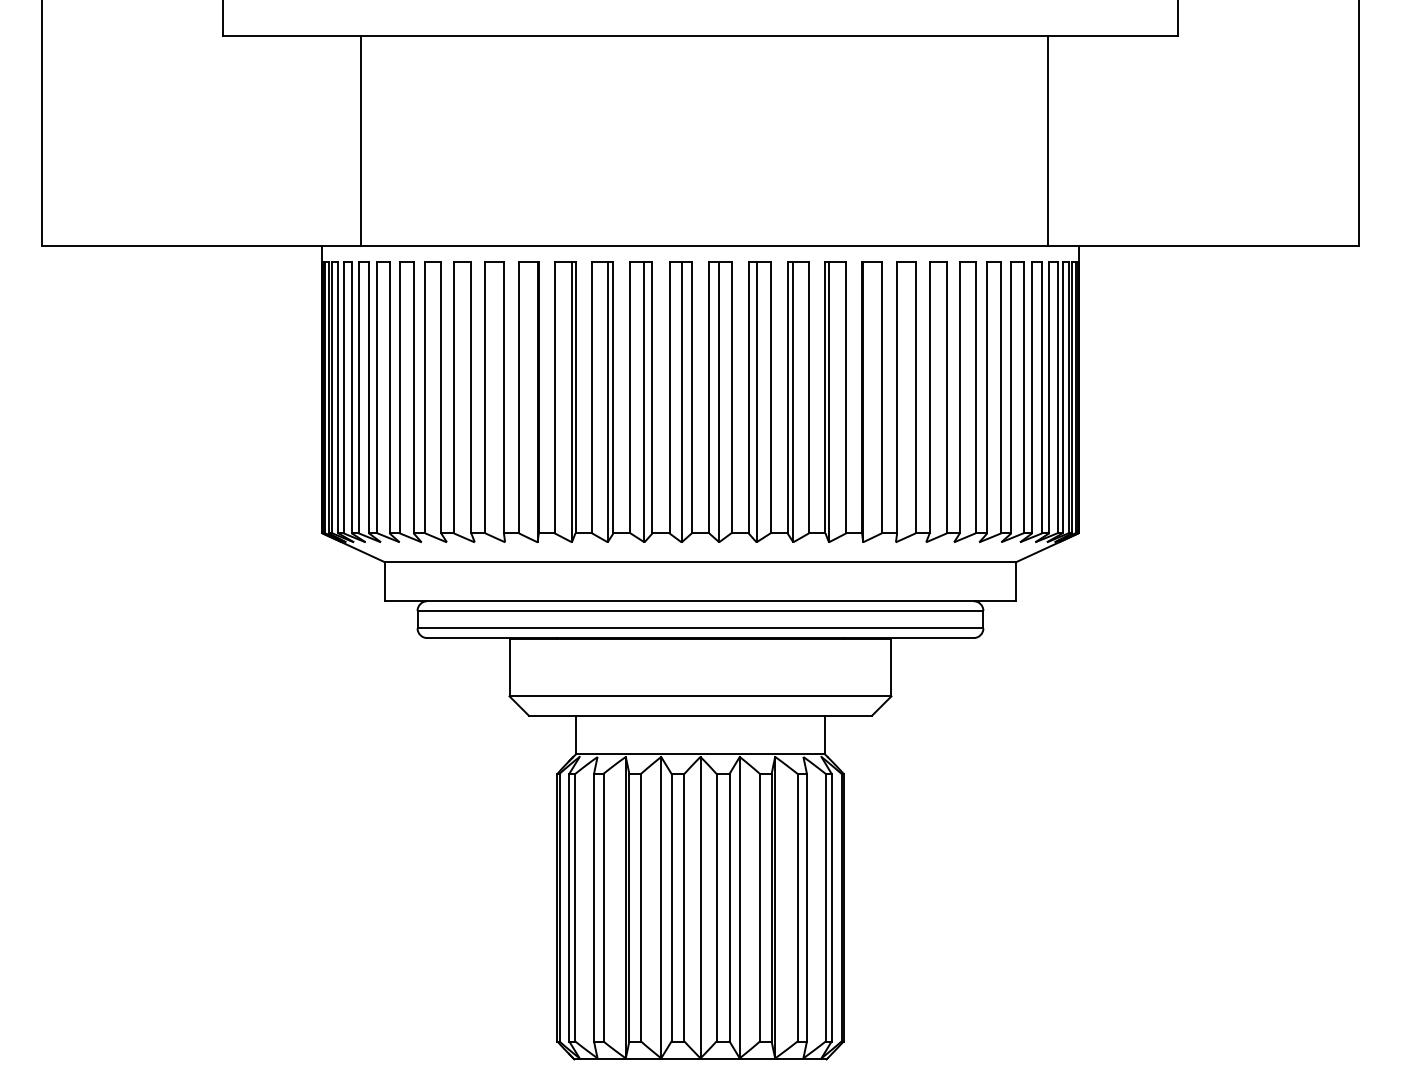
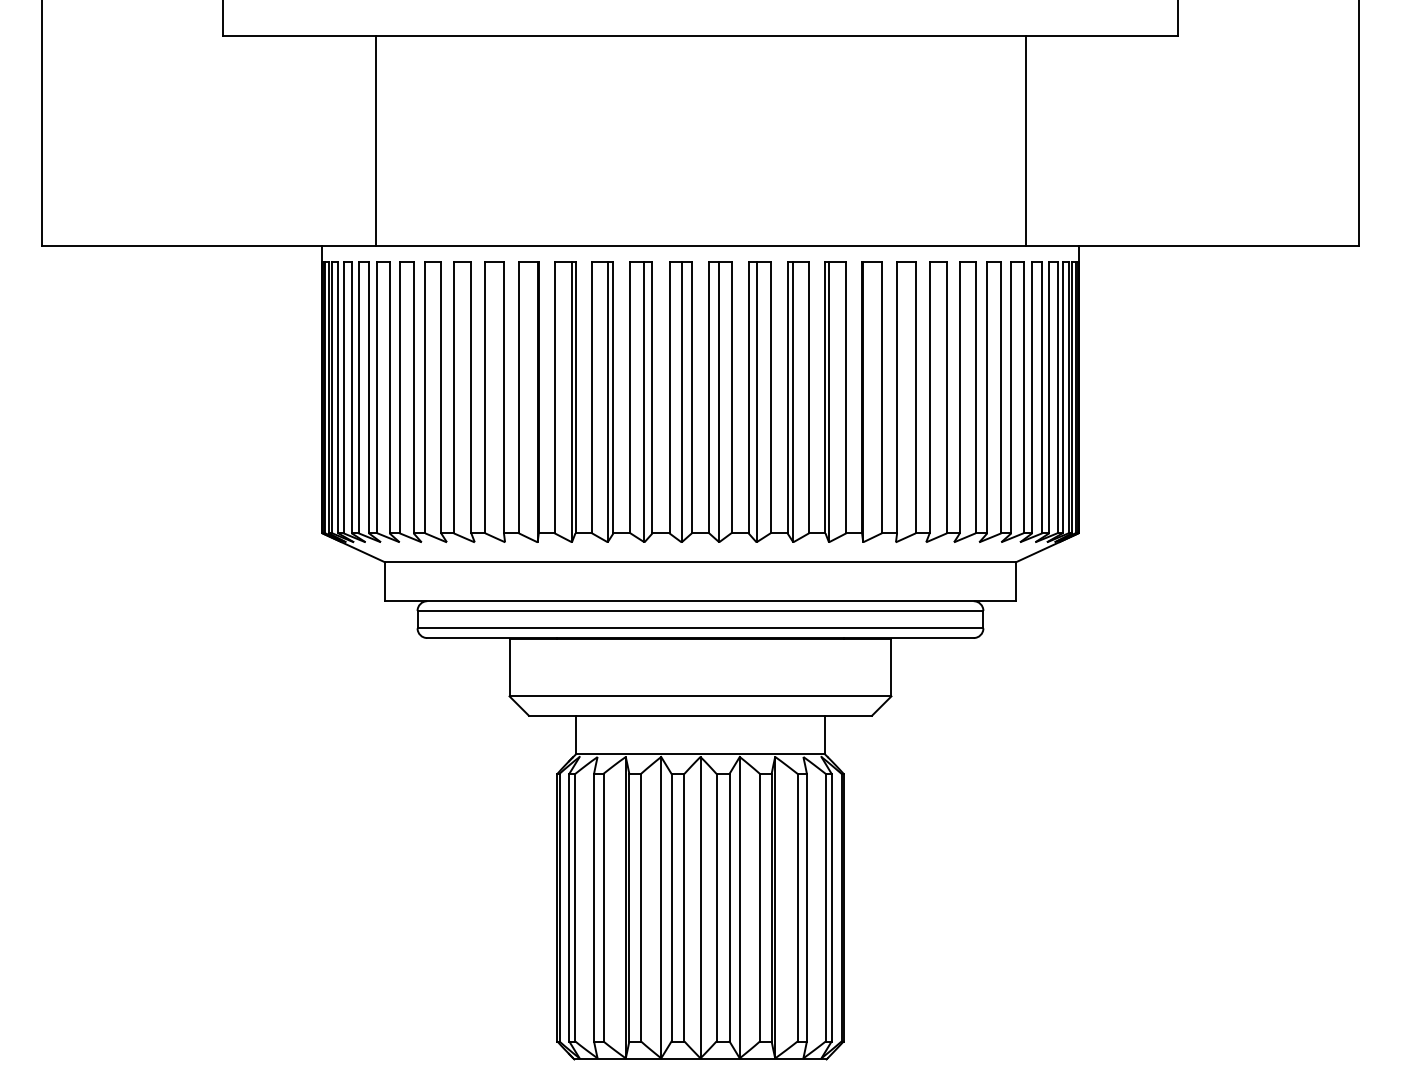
line position: (360, 140) -> (375, 140) (375, 140)
line position: (1047, 140) -> (1025, 140) (1025, 140)
